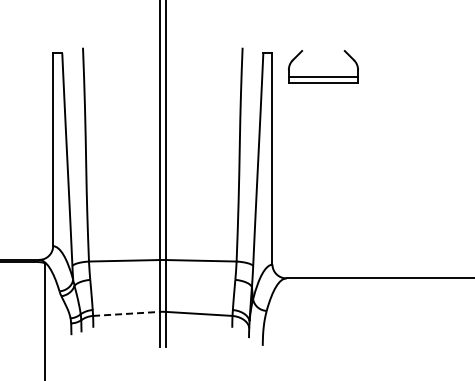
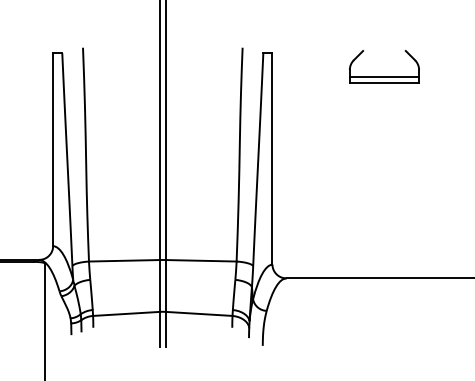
part position: (323, 76) -> (384, 76) (384, 76)
line: dashed -> solid (126, 313)
